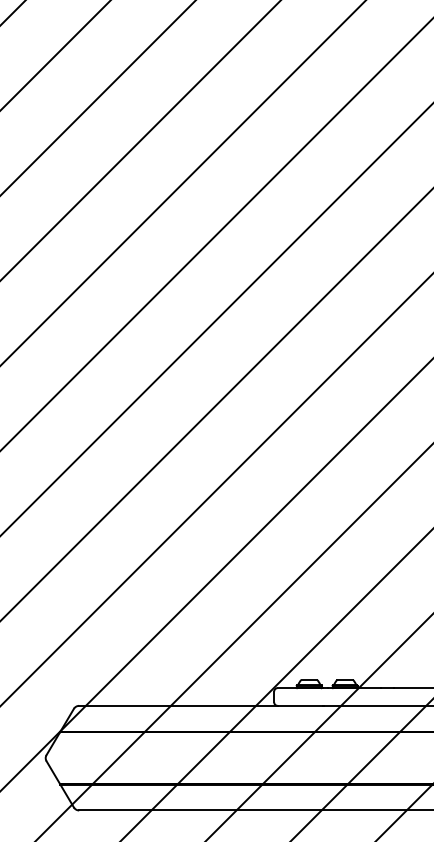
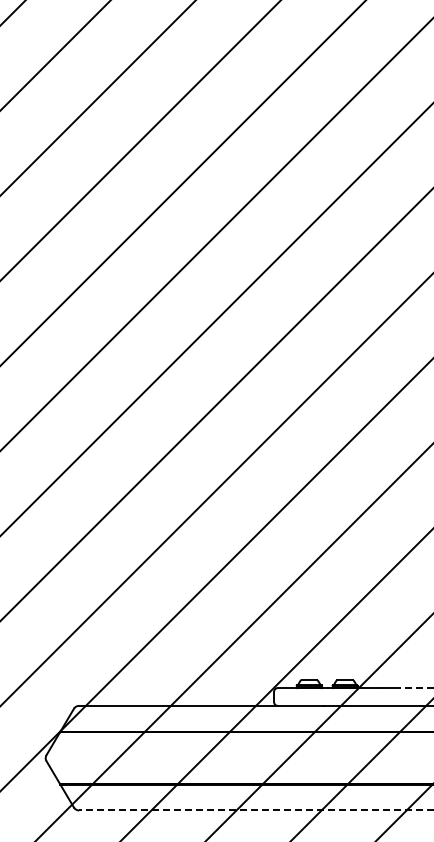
line: solid -> dashed (413, 688)
line: solid -> dashed (255, 810)
